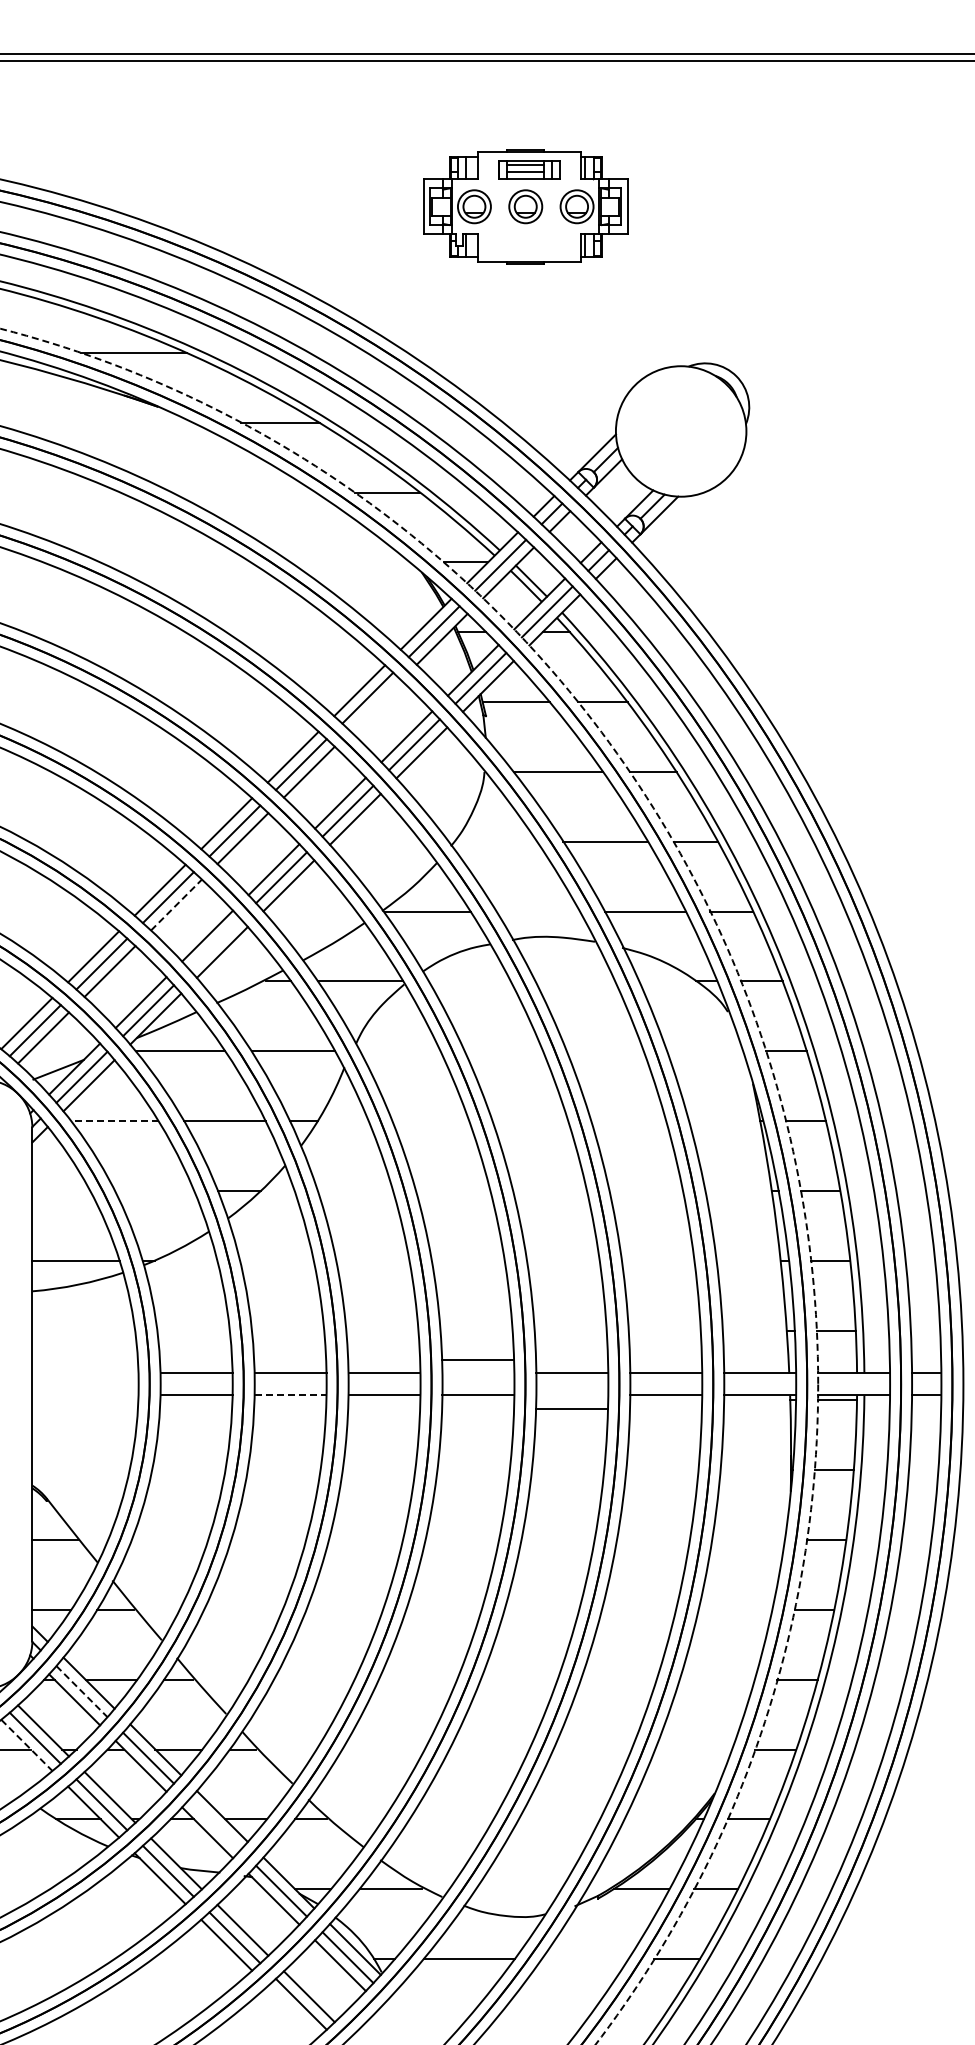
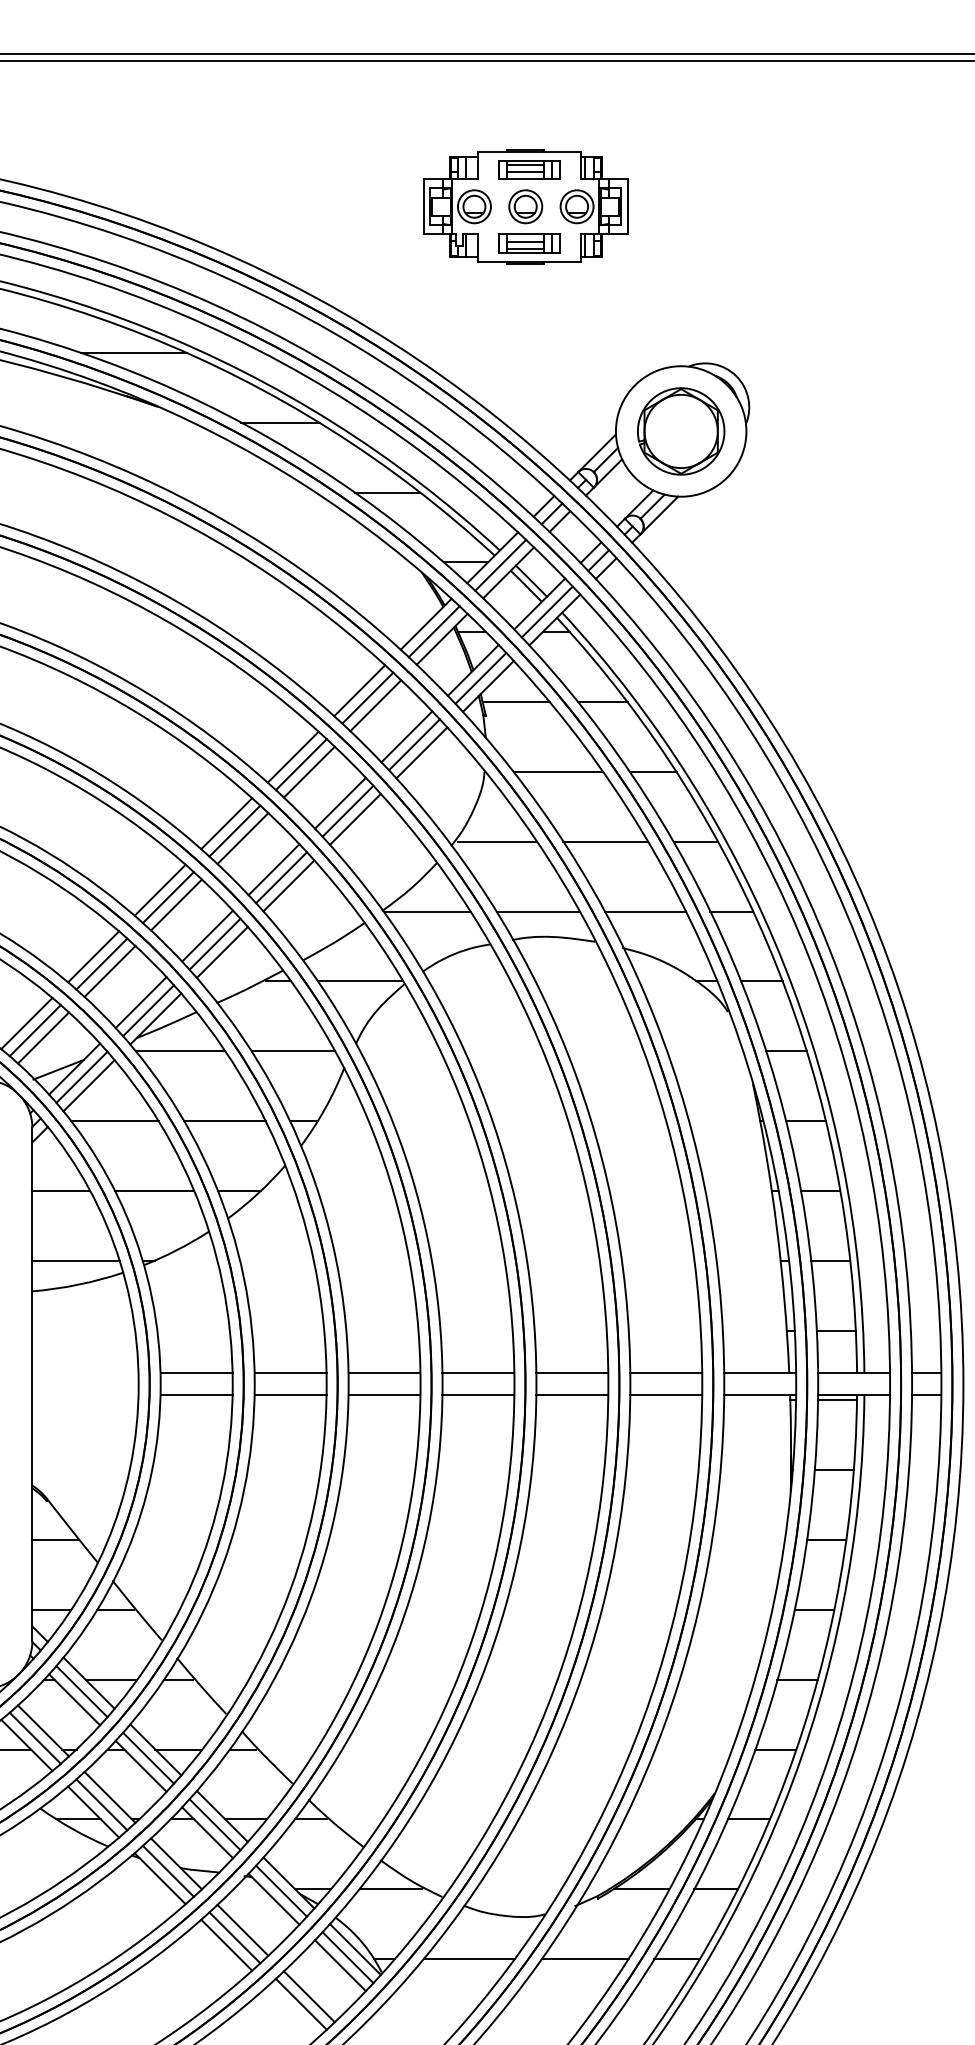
part: none -> present (529, 243)
part: none -> present (681, 431)
line: none -> present (375, 705)
line: none -> present (497, 841)
line: dashed -> solid (176, 905)
line: none -> present (537, 911)
line: none -> present (214, 943)
line: dashed -> solid (114, 1121)
circle: dashed -> solid (409, 1186)
line: none -> present (61, 1190)
line: none -> present (154, 1190)
line position: (478, 1360) -> (478, 1373) (478, 1373)
line: dashed -> solid (290, 1395)
line position: (572, 1409) -> (572, 1395) (572, 1395)
line: dashed -> solid (82, 1691)
line: dashed -> solid (27, 1745)
line: none -> present (214, 1824)
line: none -> present (584, 1959)
